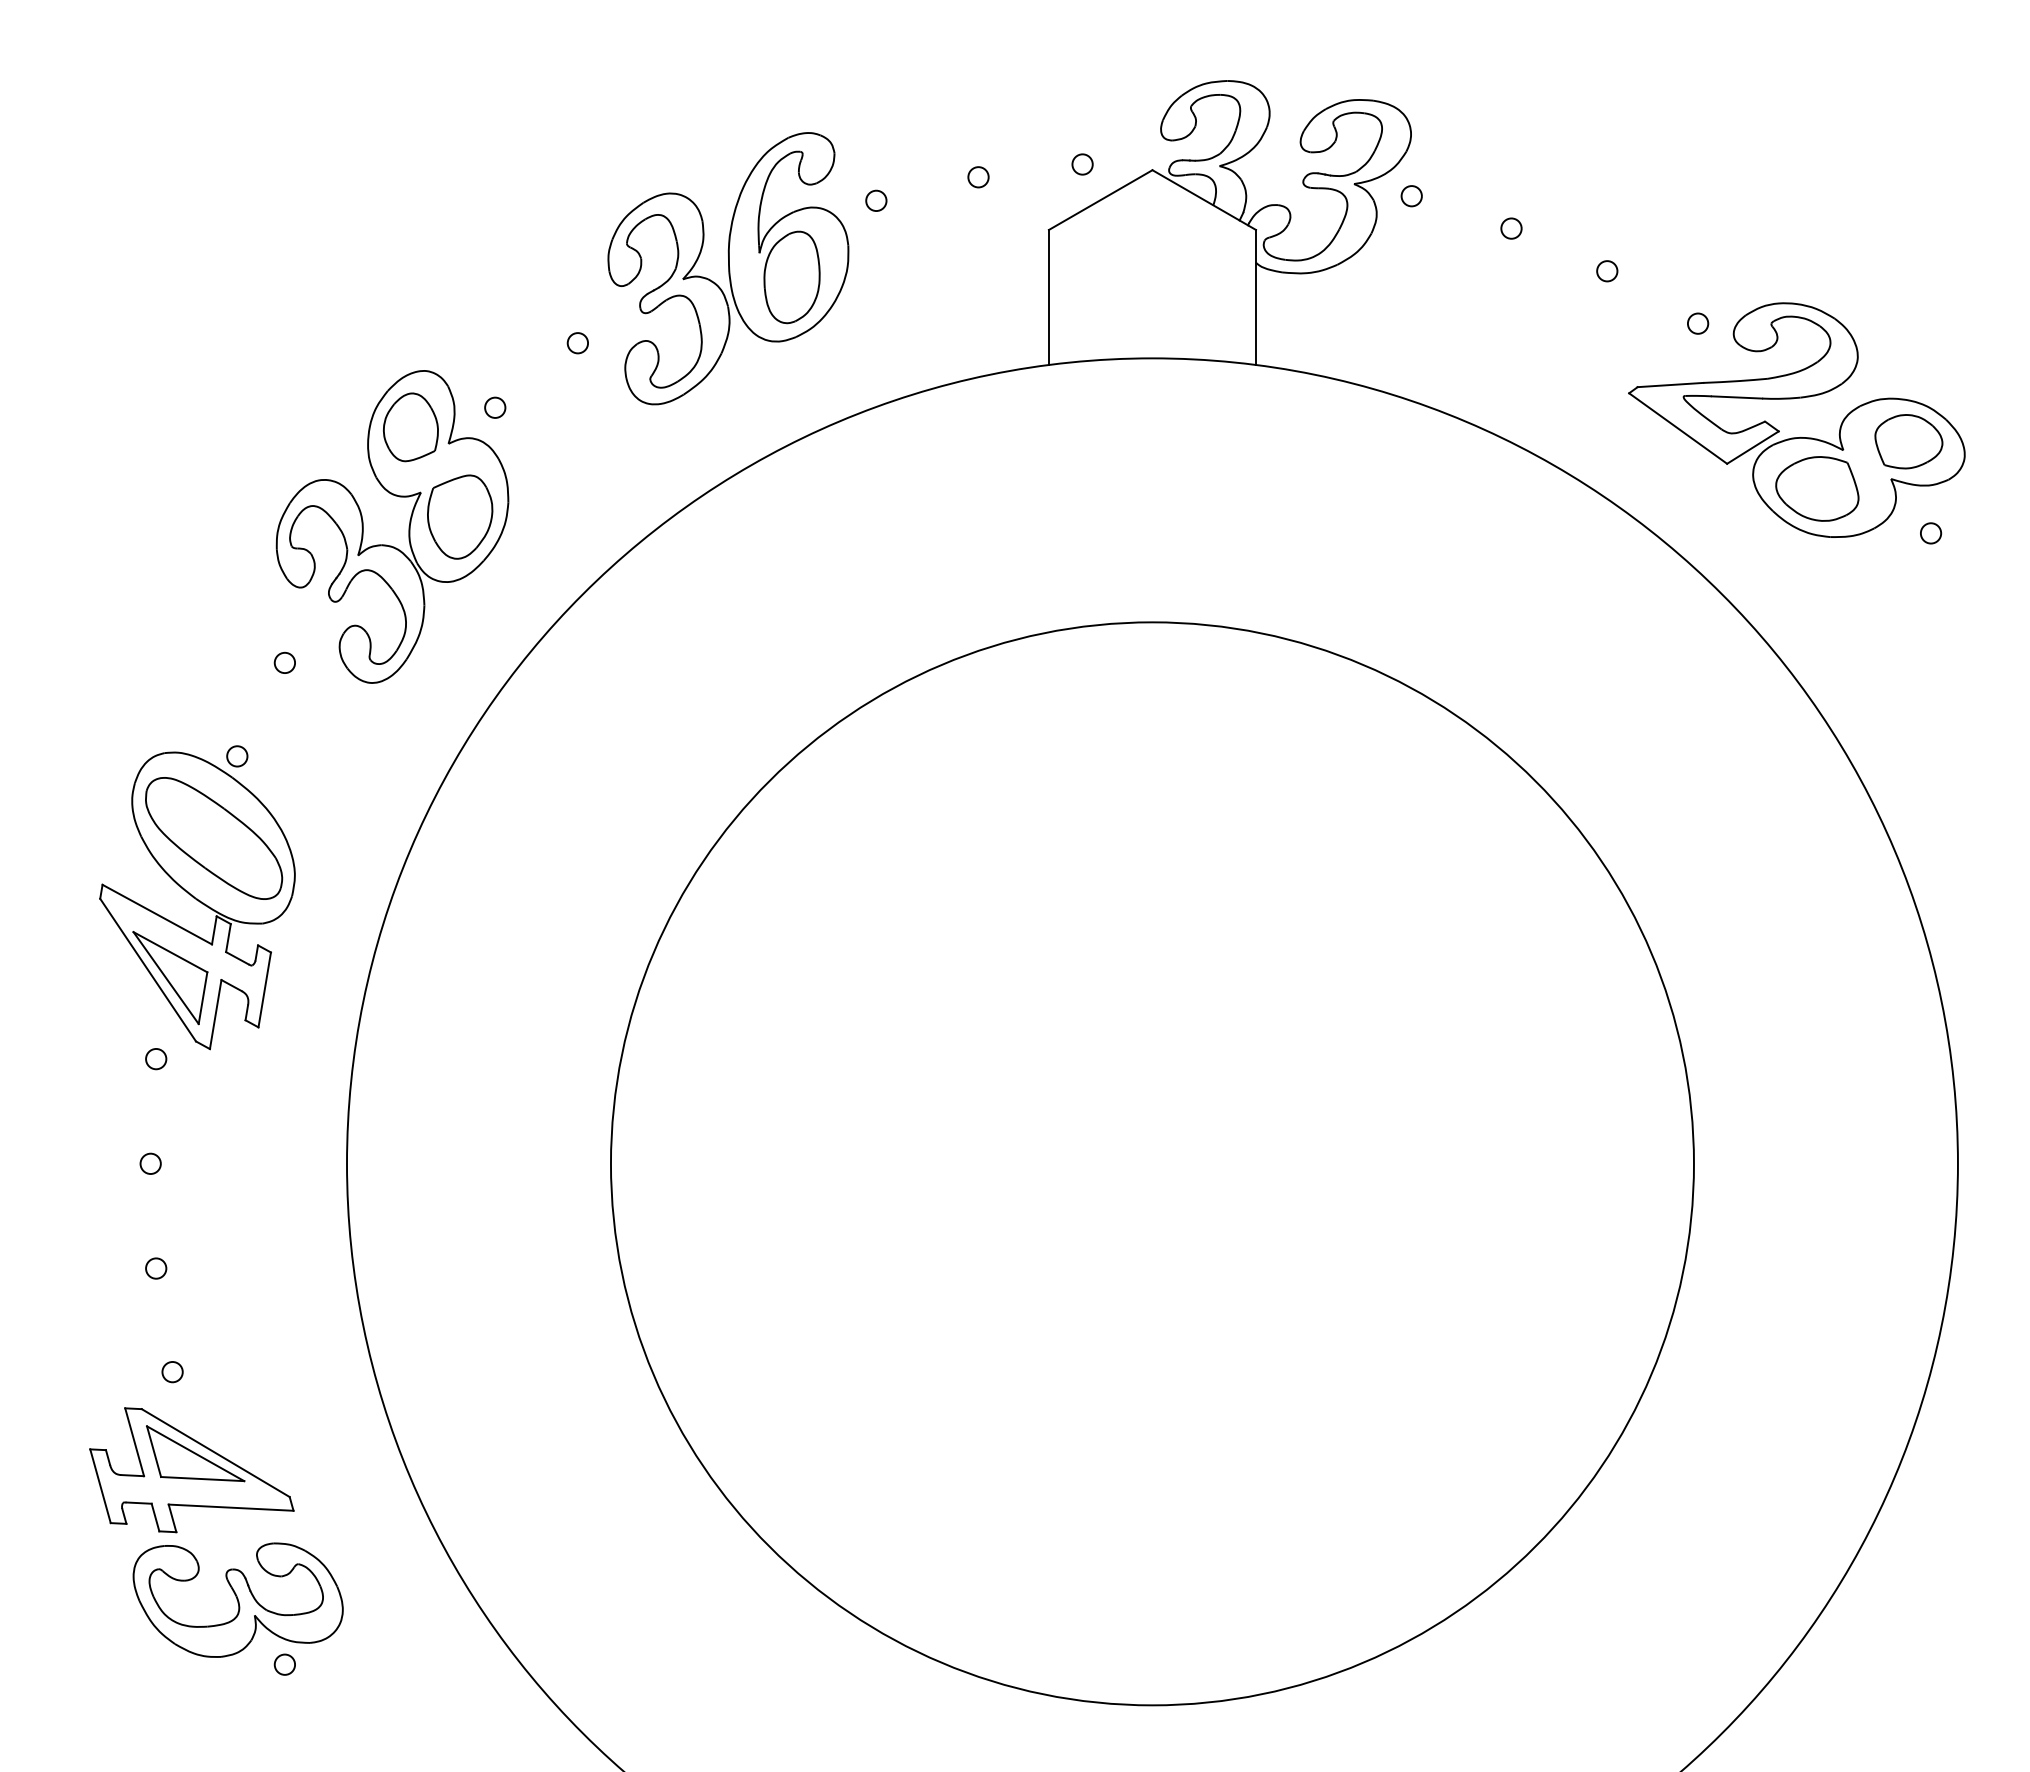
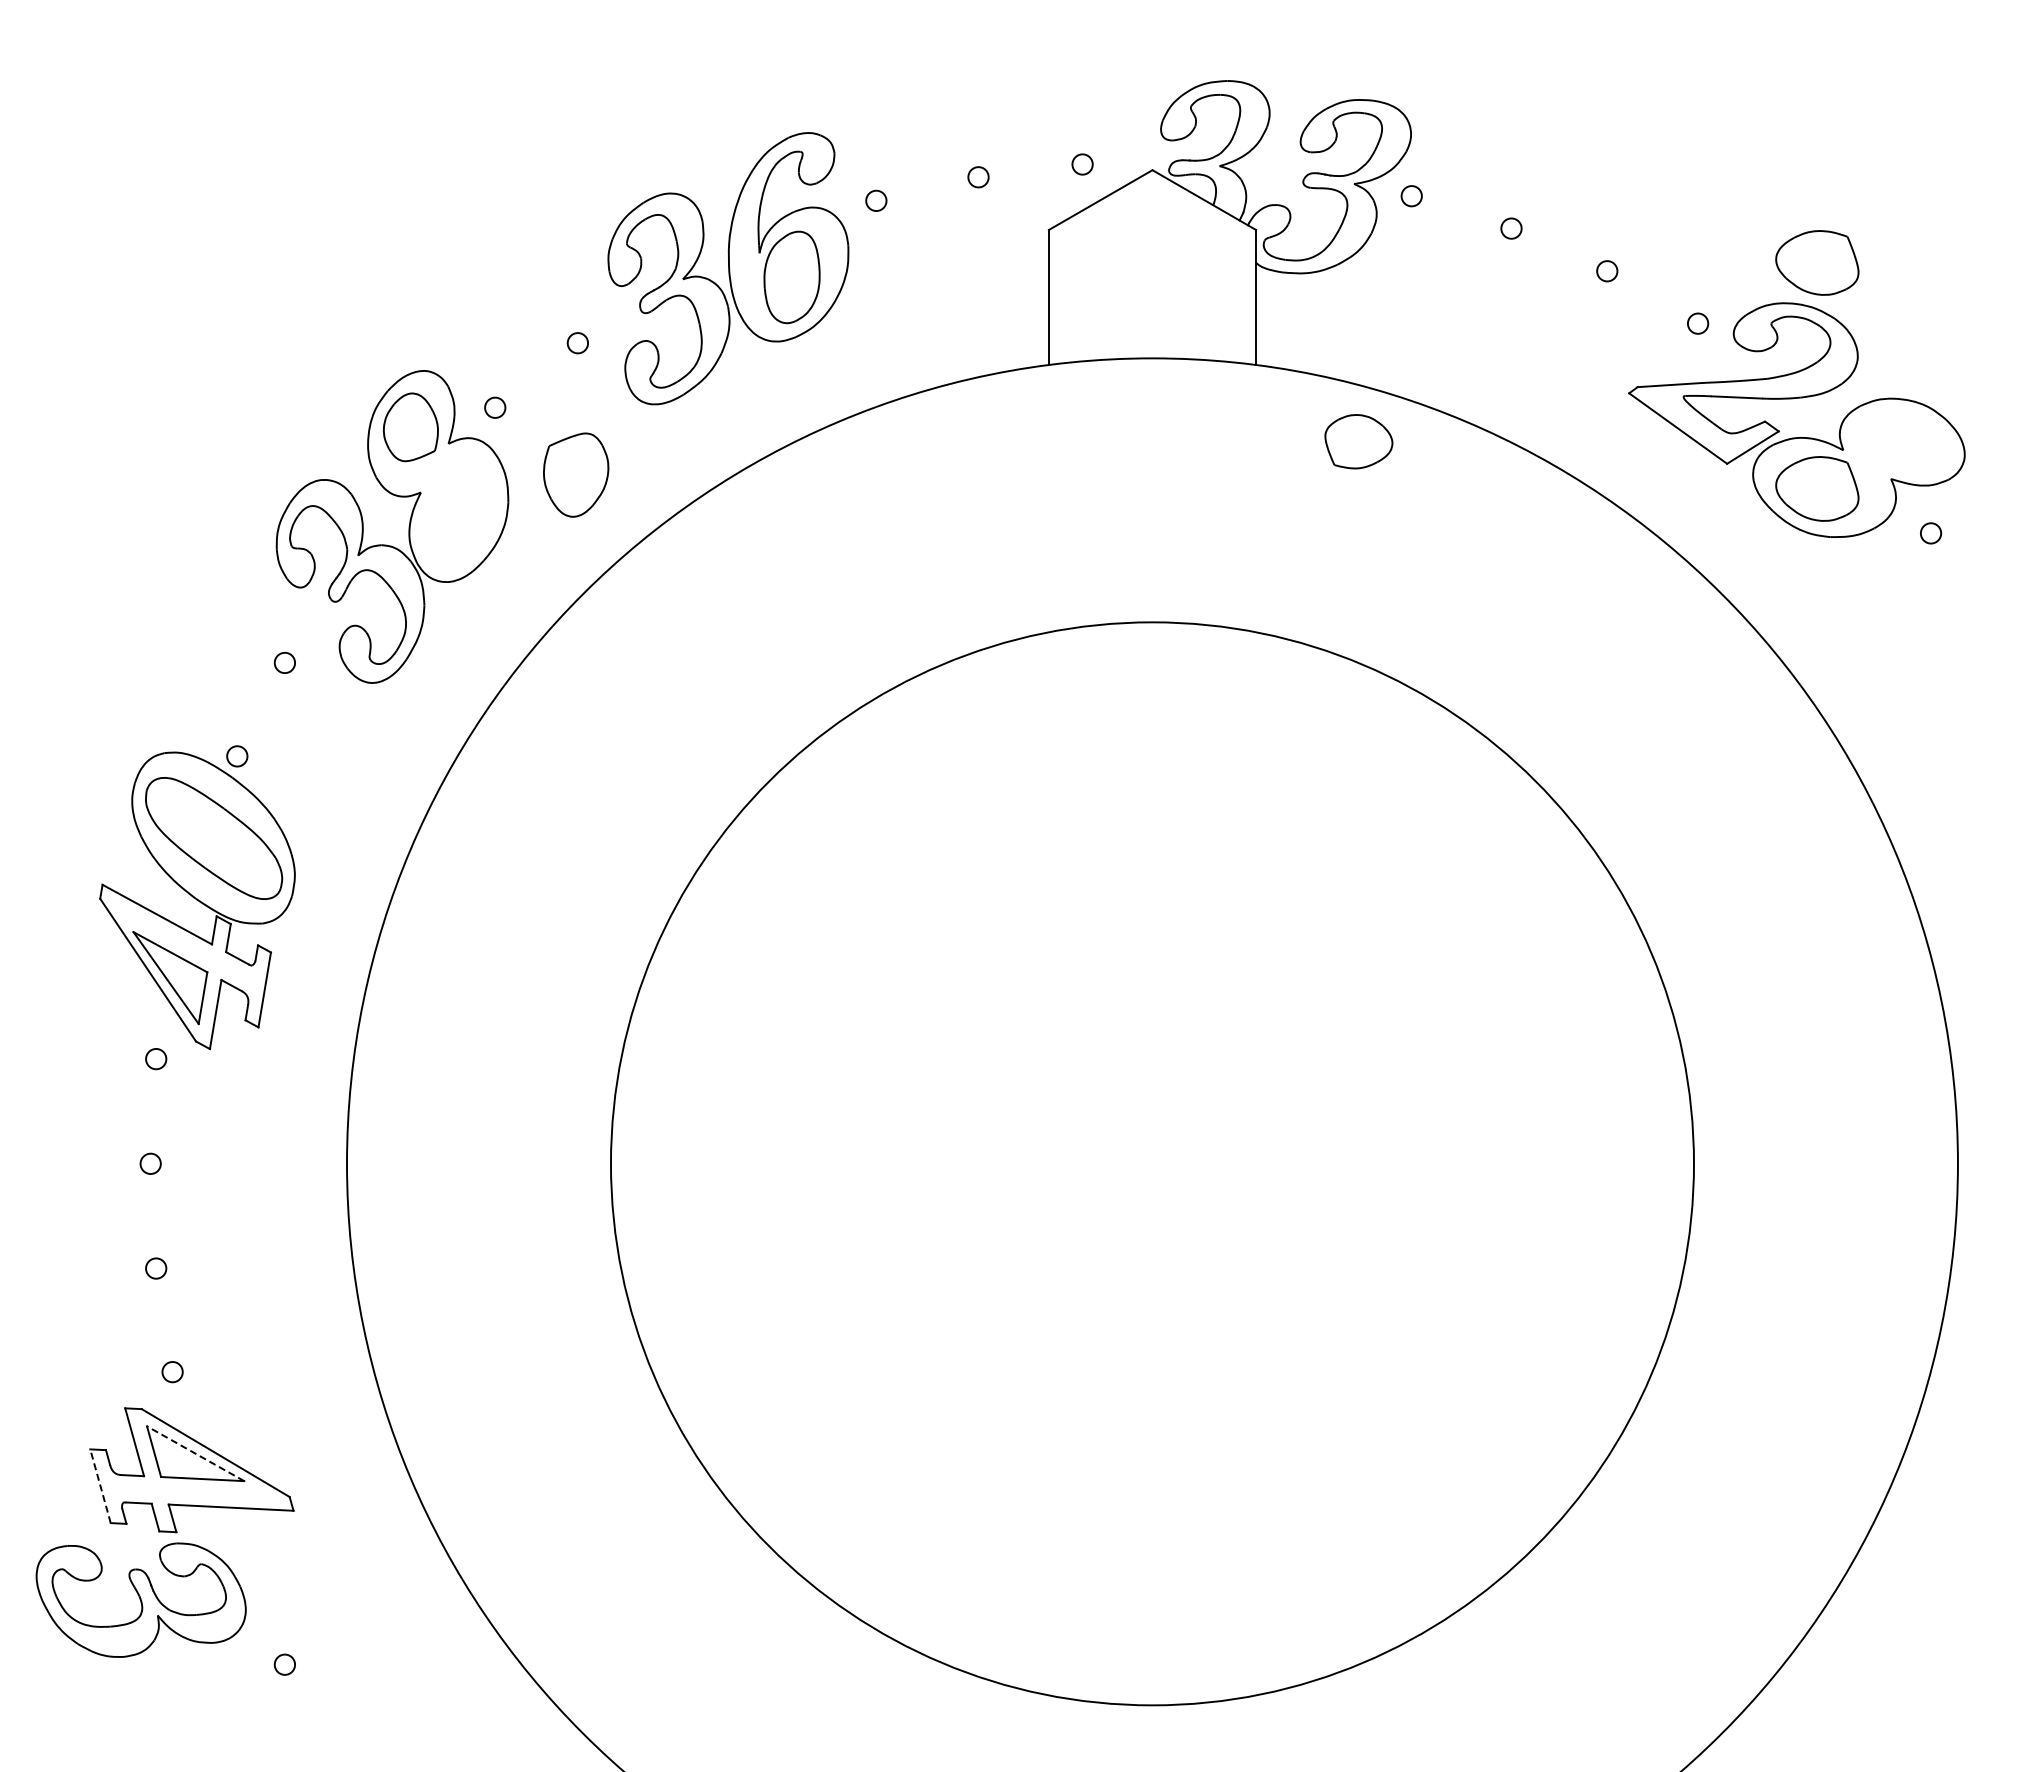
part: none -> present (1817, 262)
part position: (1908, 441) -> (1358, 441) (1358, 441)
part position: (460, 516) -> (576, 474) (576, 474)
line: solid -> dashed (195, 1453)
line: solid -> dashed (100, 1485)
part position: (237, 1599) -> (140, 1599) (140, 1599)
